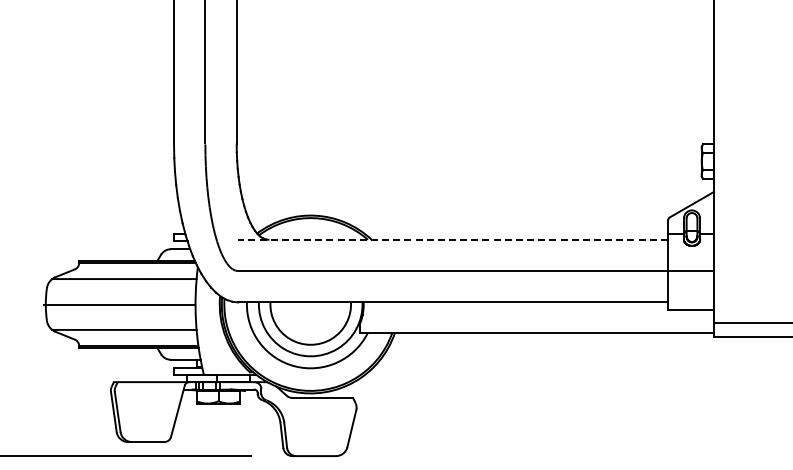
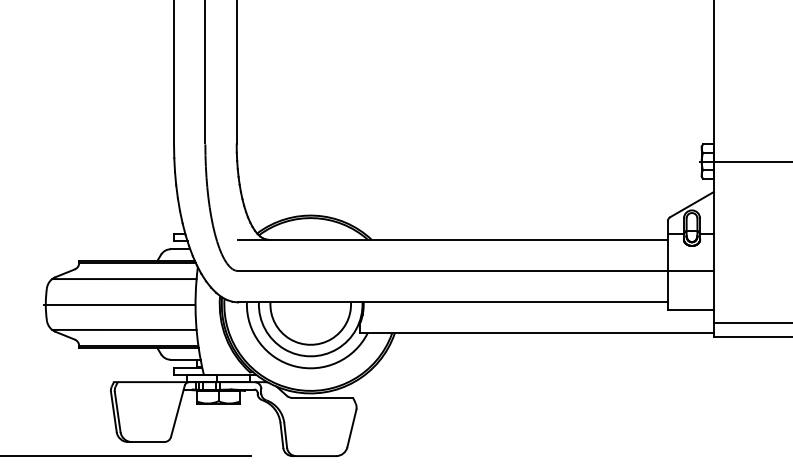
line: none -> present (743, 161)
line: dashed -> solid (453, 239)
